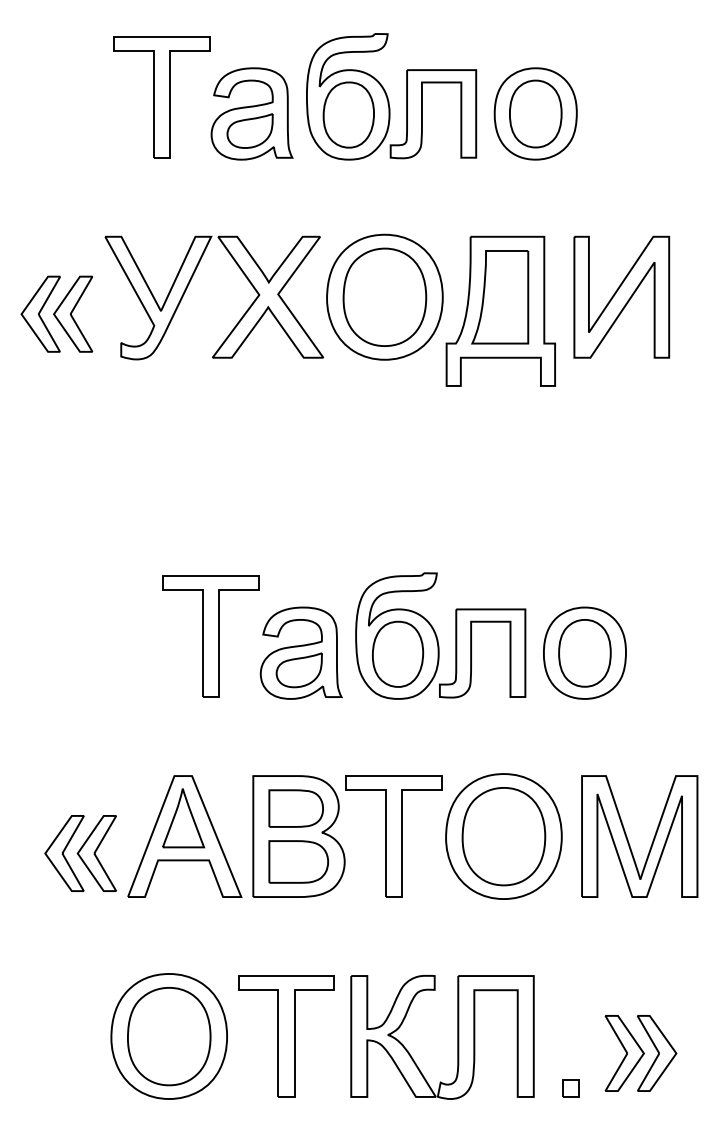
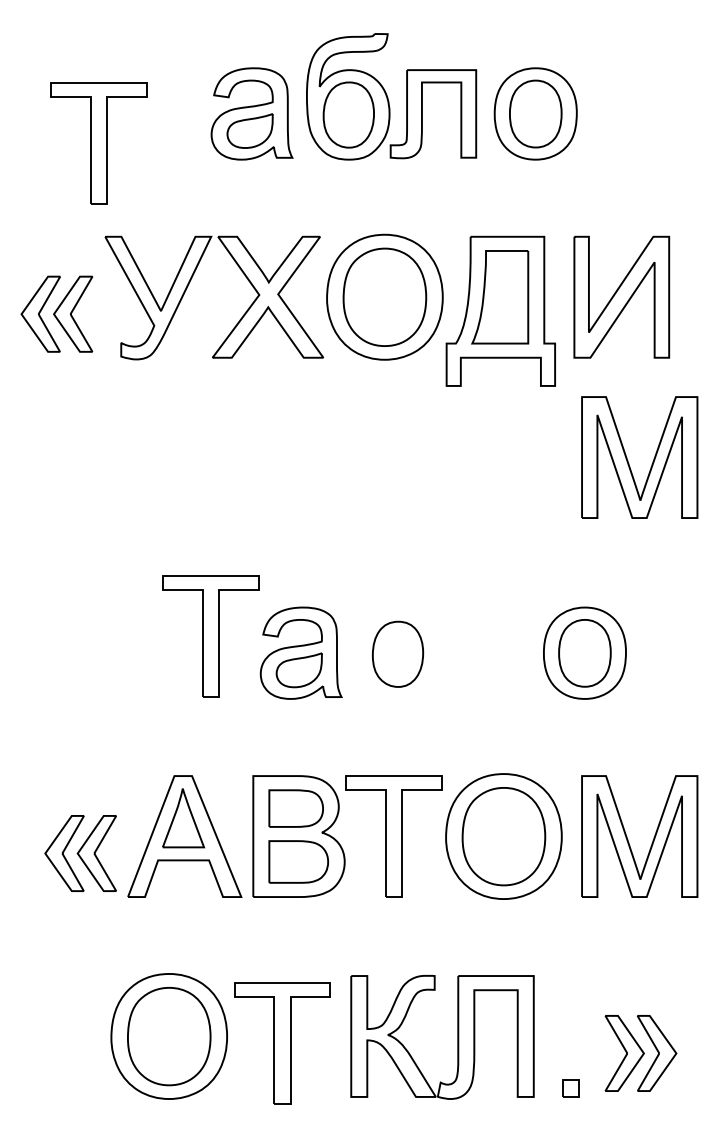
part position: (161, 97) -> (98, 143) (98, 143)
part: none -> present (628, 460)
part: present -> none (440, 635)
part position: (286, 1036) -> (282, 1043) (282, 1043)
